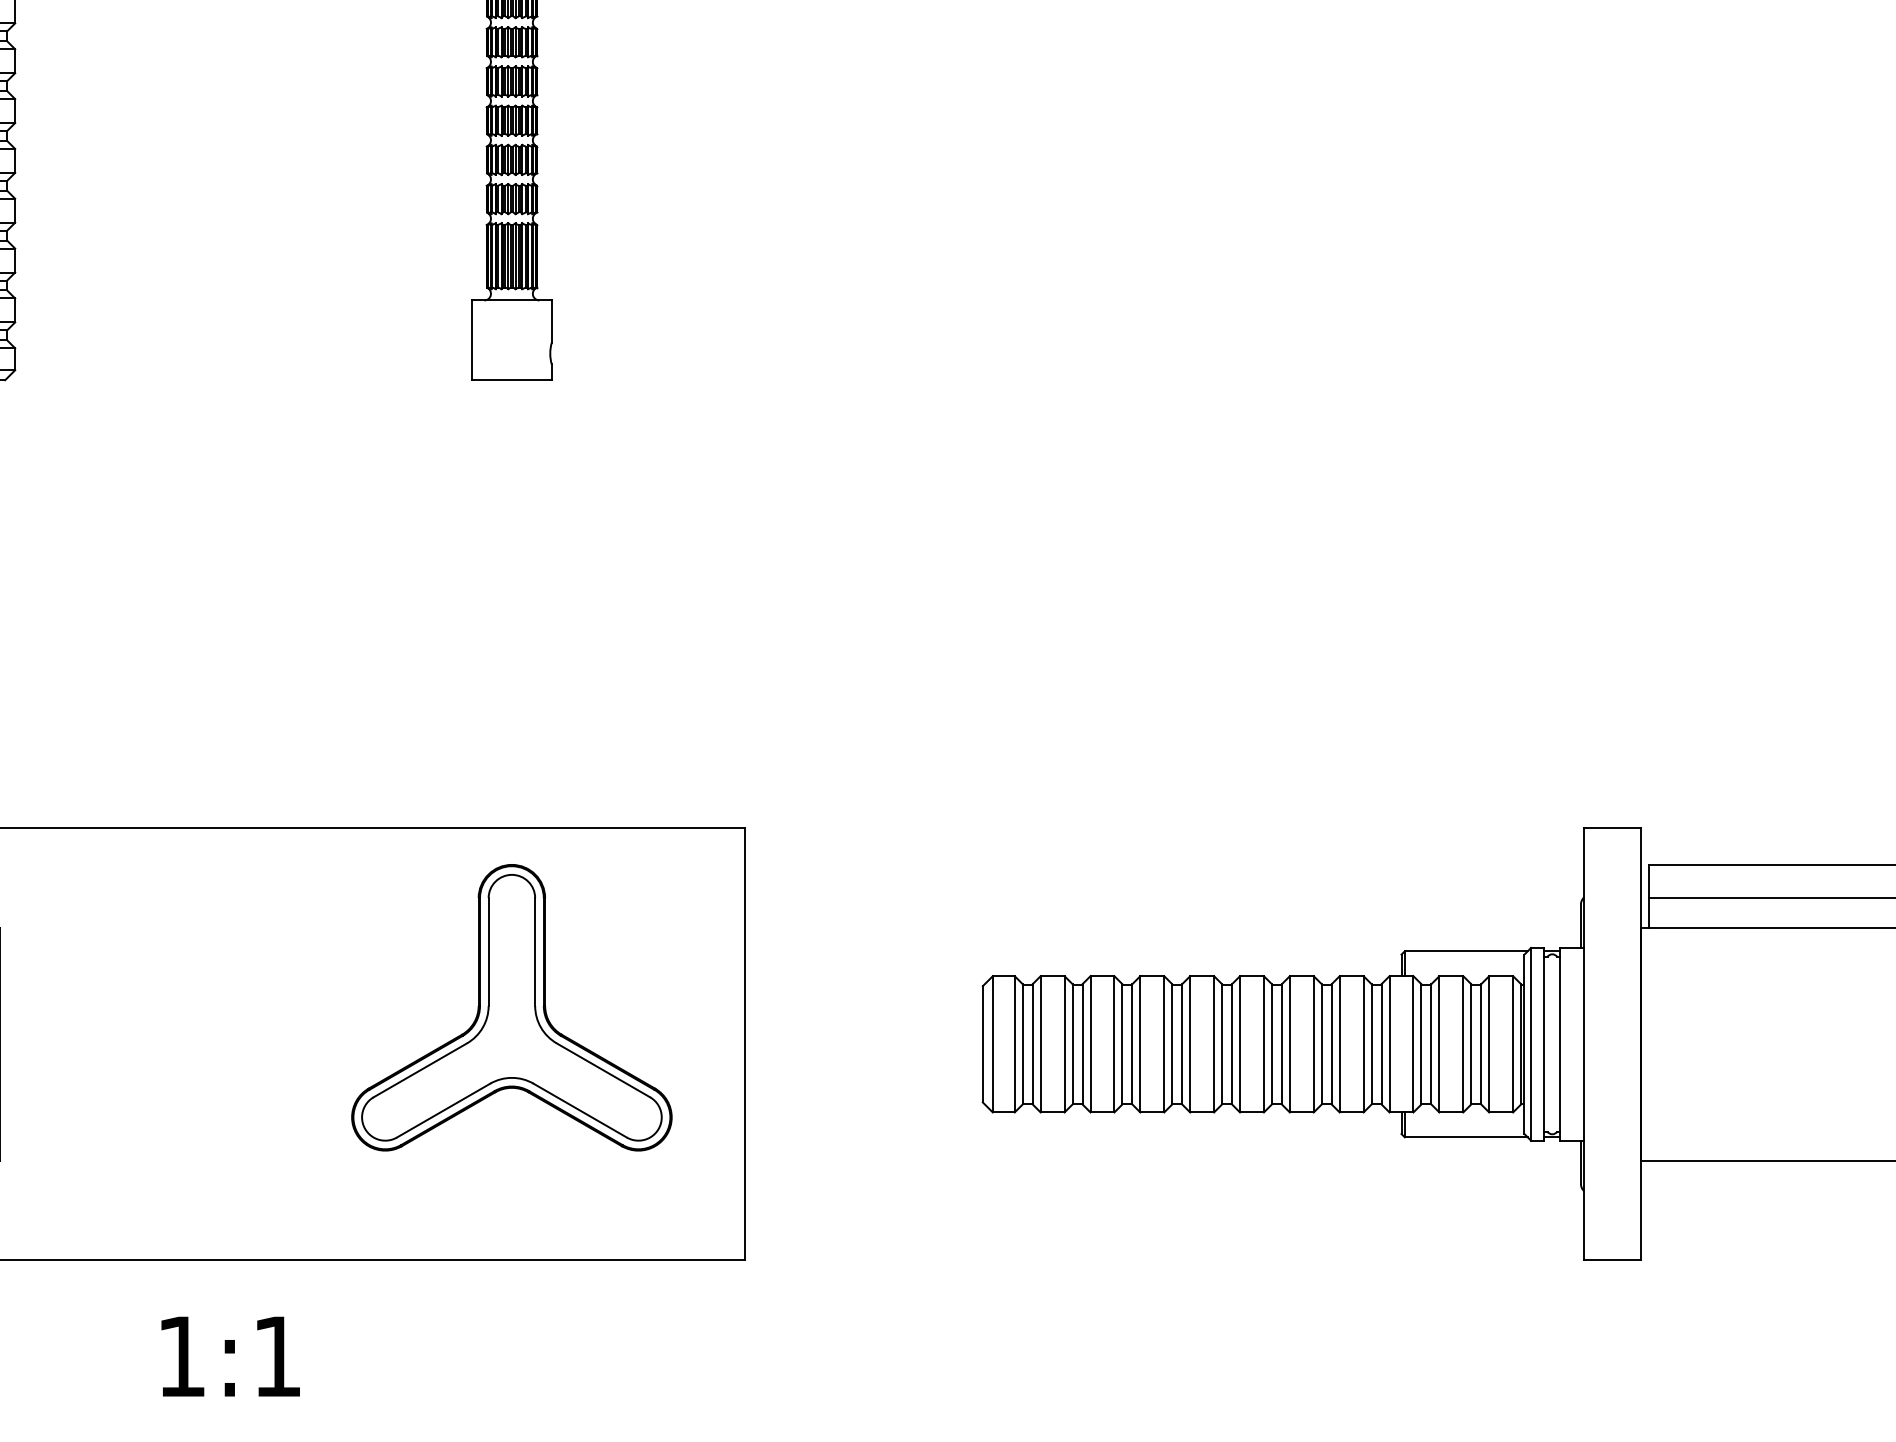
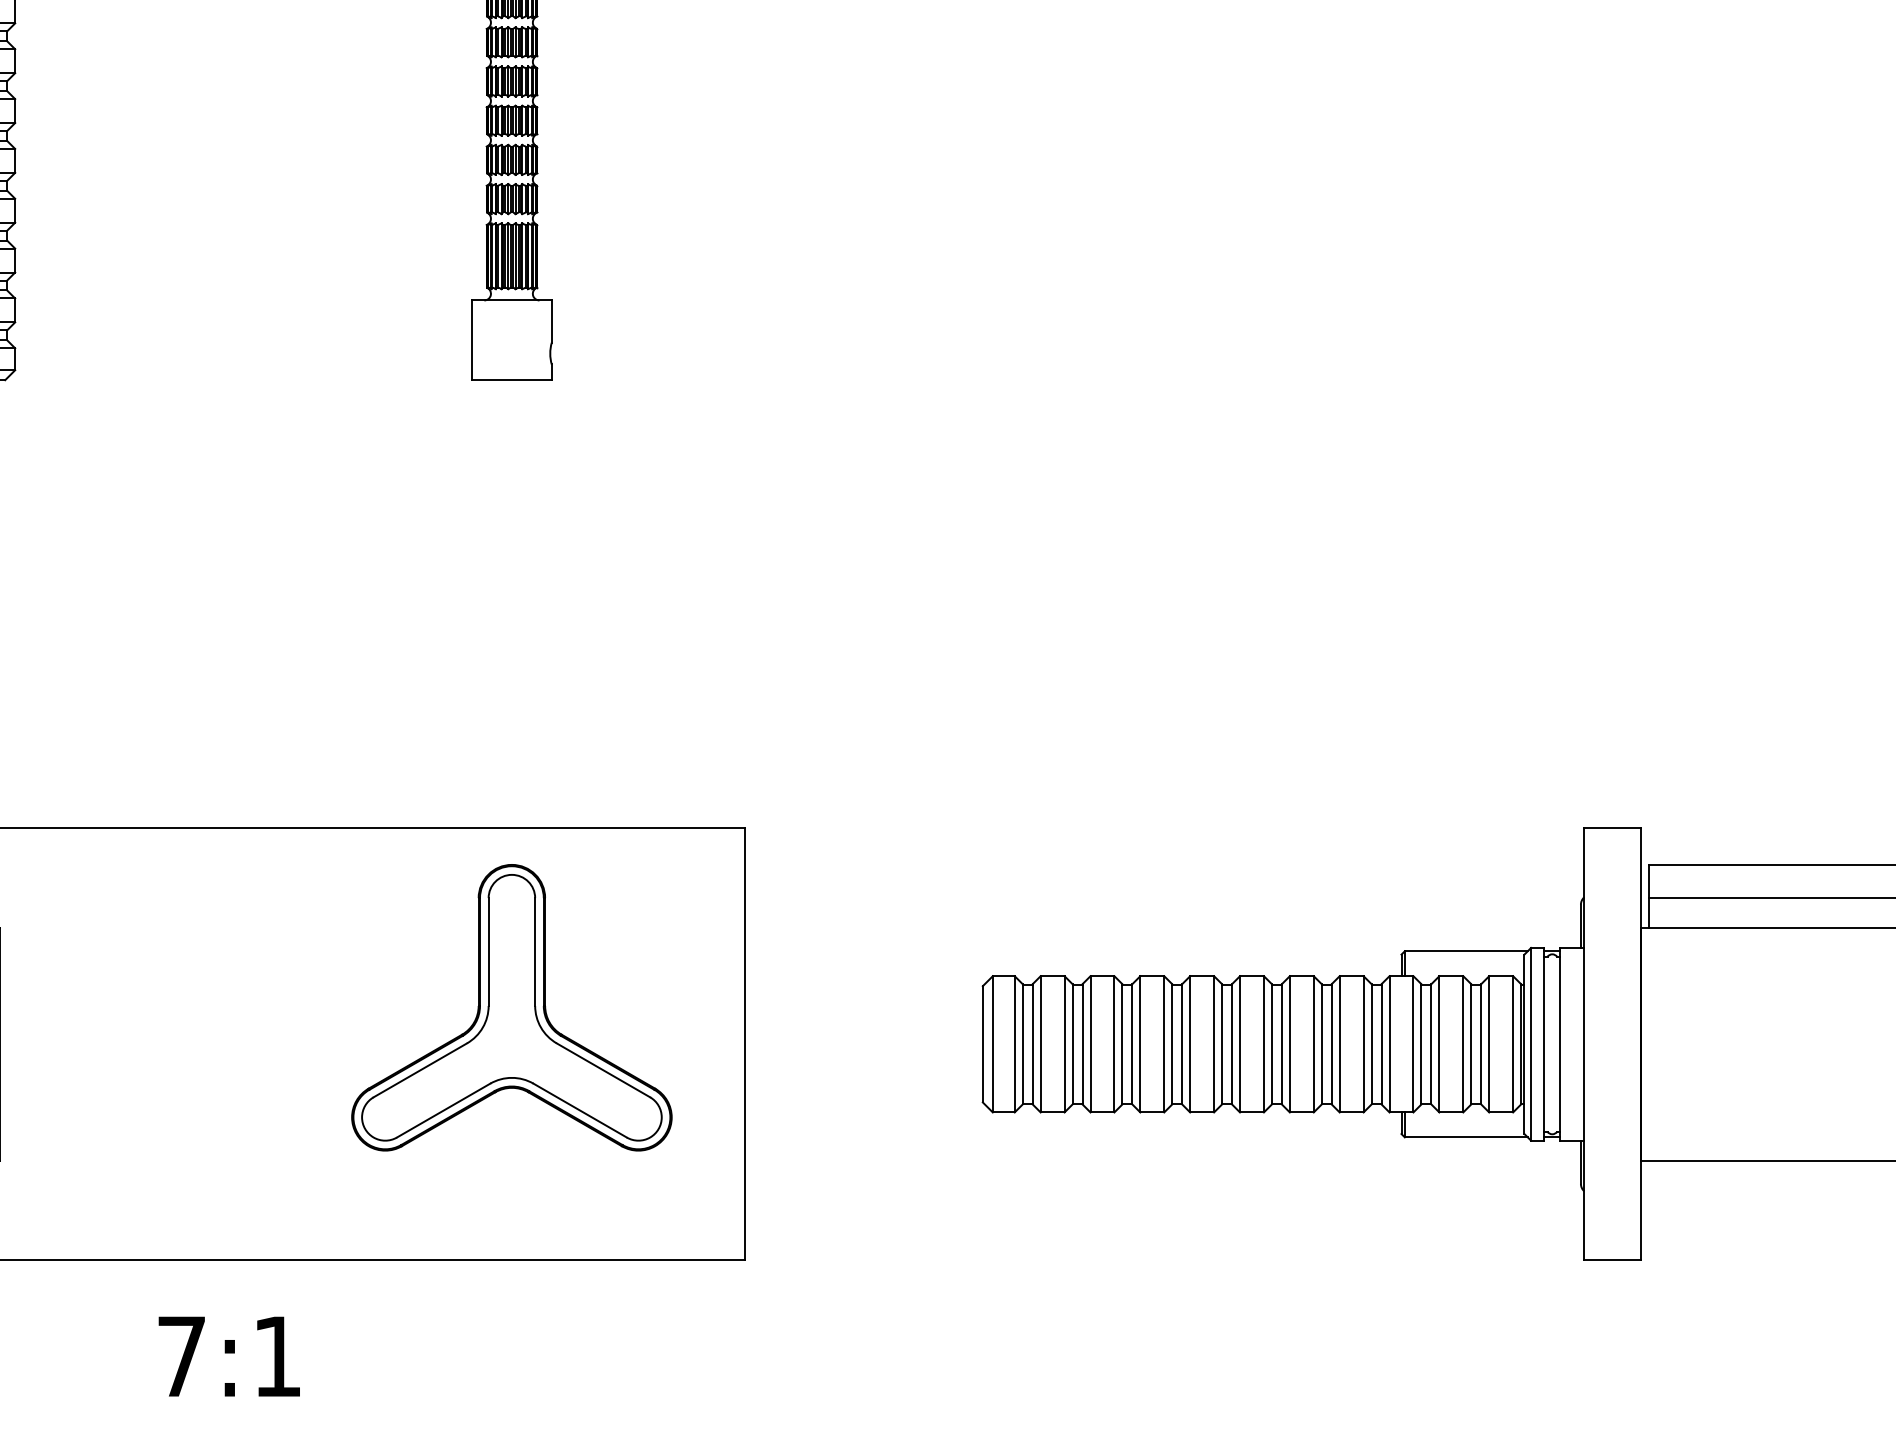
text: 1:1 -> 7:1 (181, 1356)
